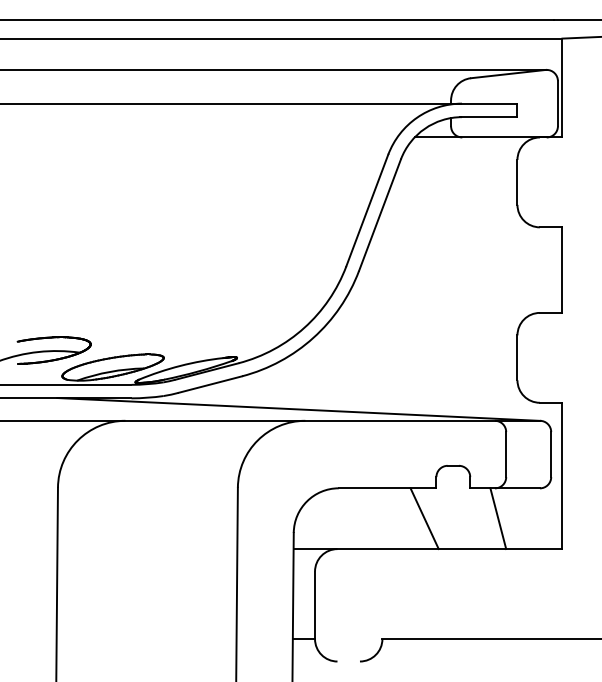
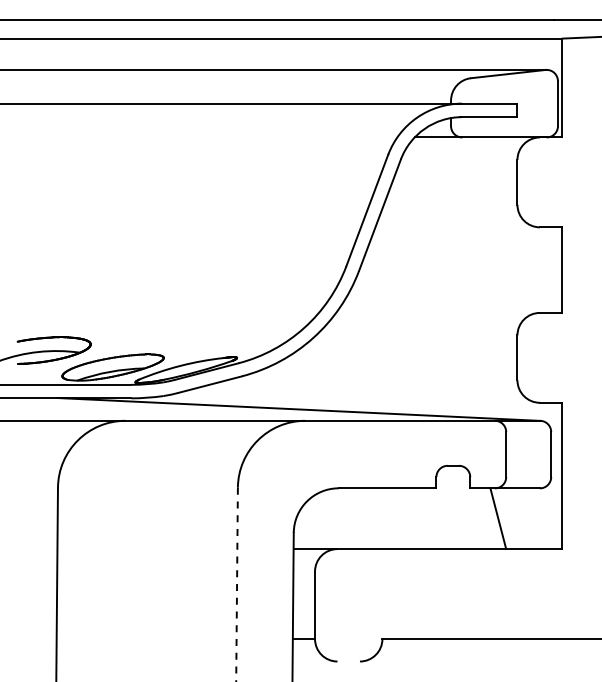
line: present -> none (424, 518)
line: solid -> dashed (237, 584)
